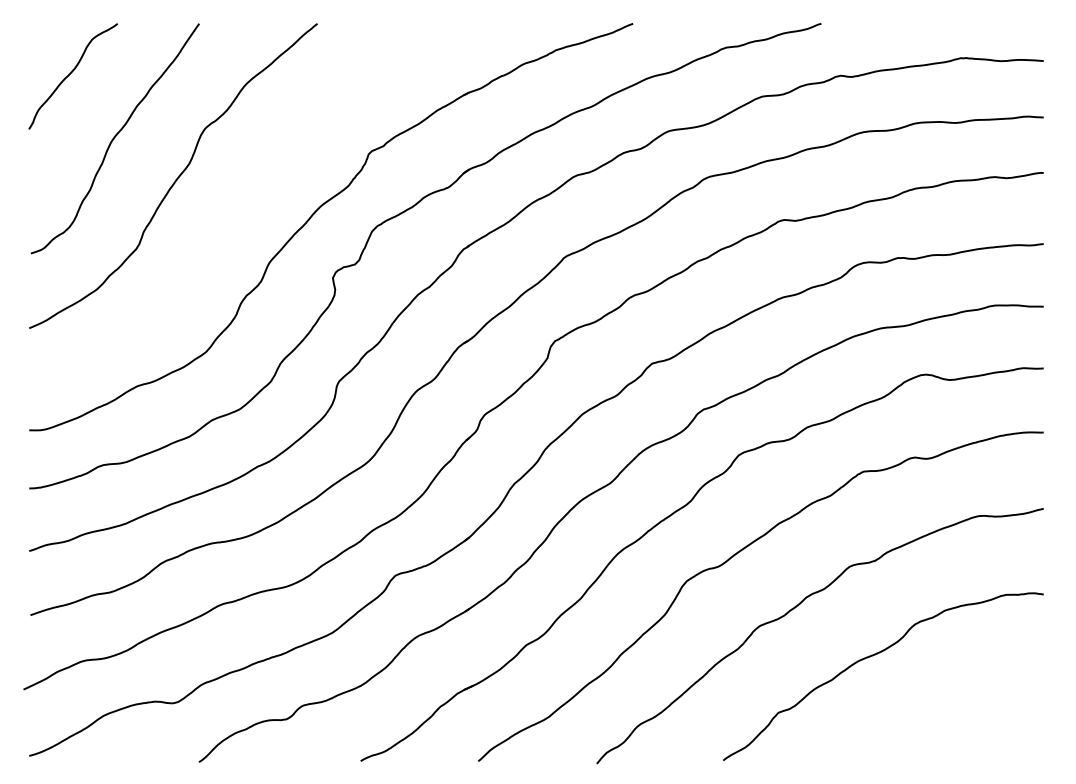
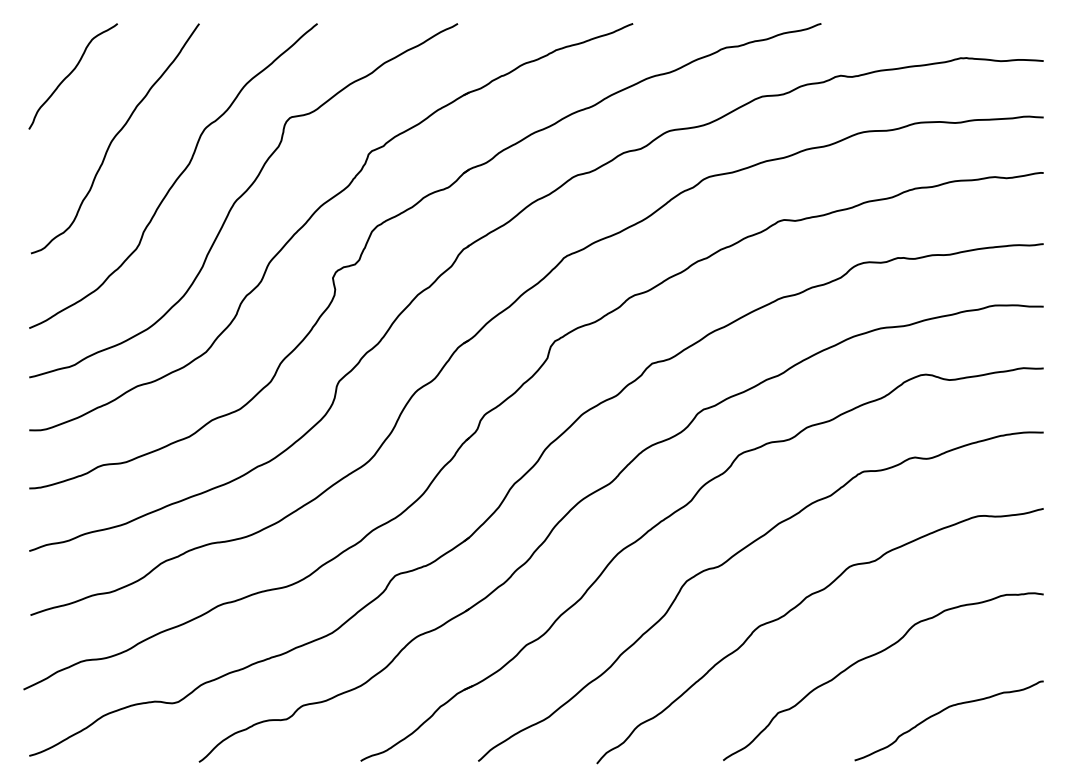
curve: none -> present (241, 197)
curve: none -> present (943, 711)
